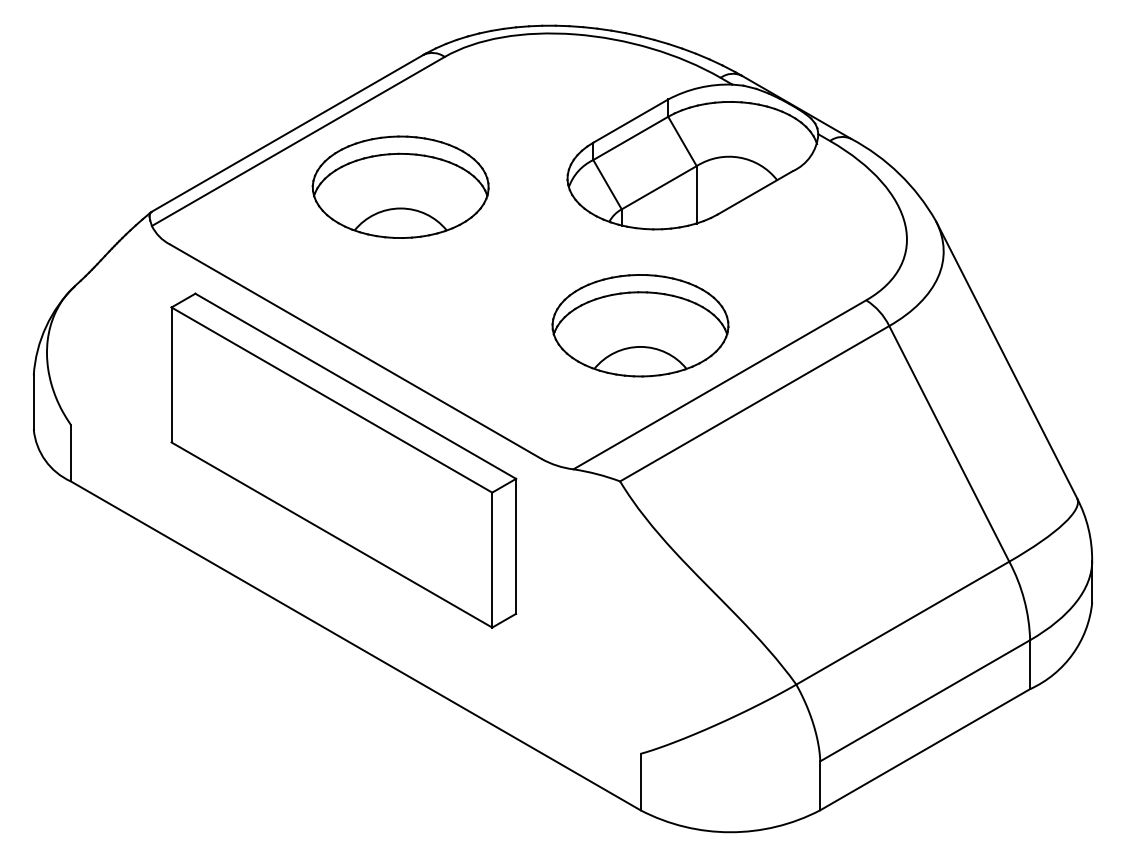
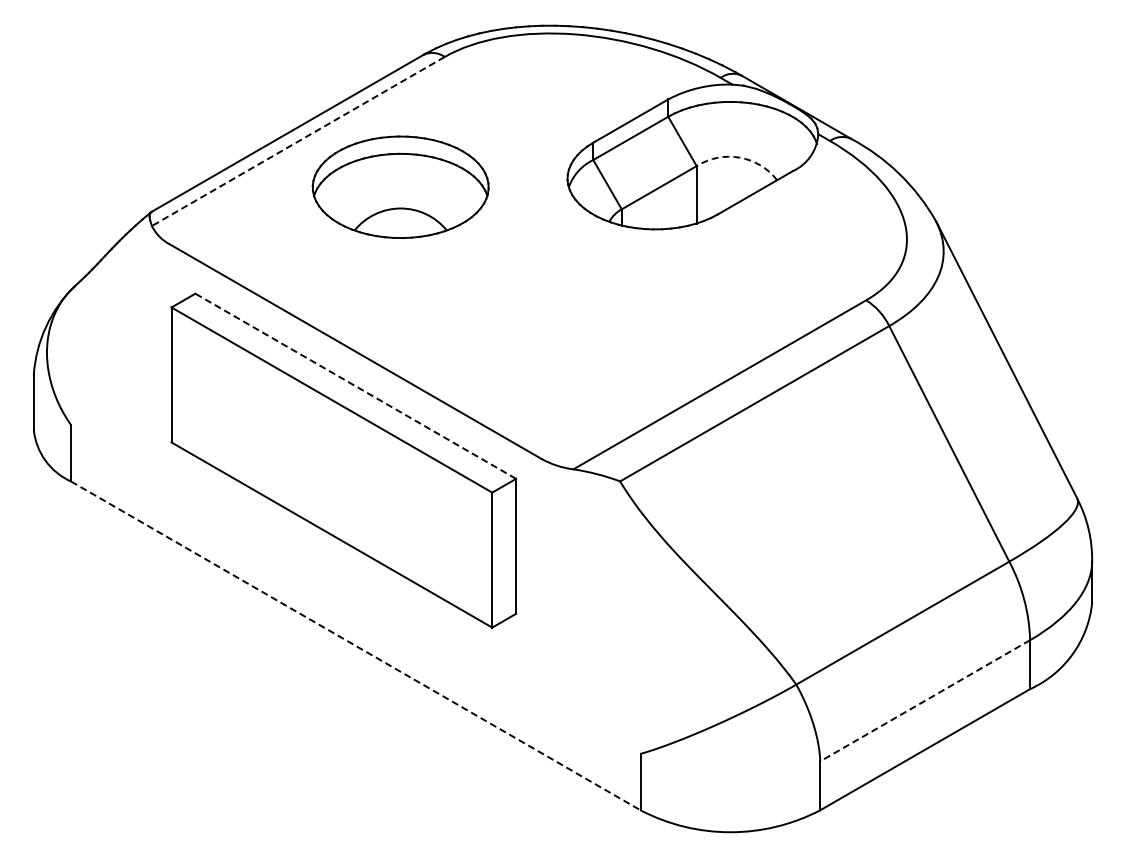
line: solid -> dashed (297, 141)
arc: solid -> dashed (739, 157)
part: present -> none (640, 325)
line: solid -> dashed (355, 386)
line: solid -> dashed (355, 645)
line: solid -> dashed (924, 701)
